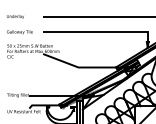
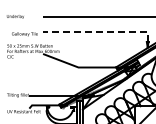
text position: (19, 32) -> (24, 34) (24, 34)
line: solid -> dashed (100, 32)
